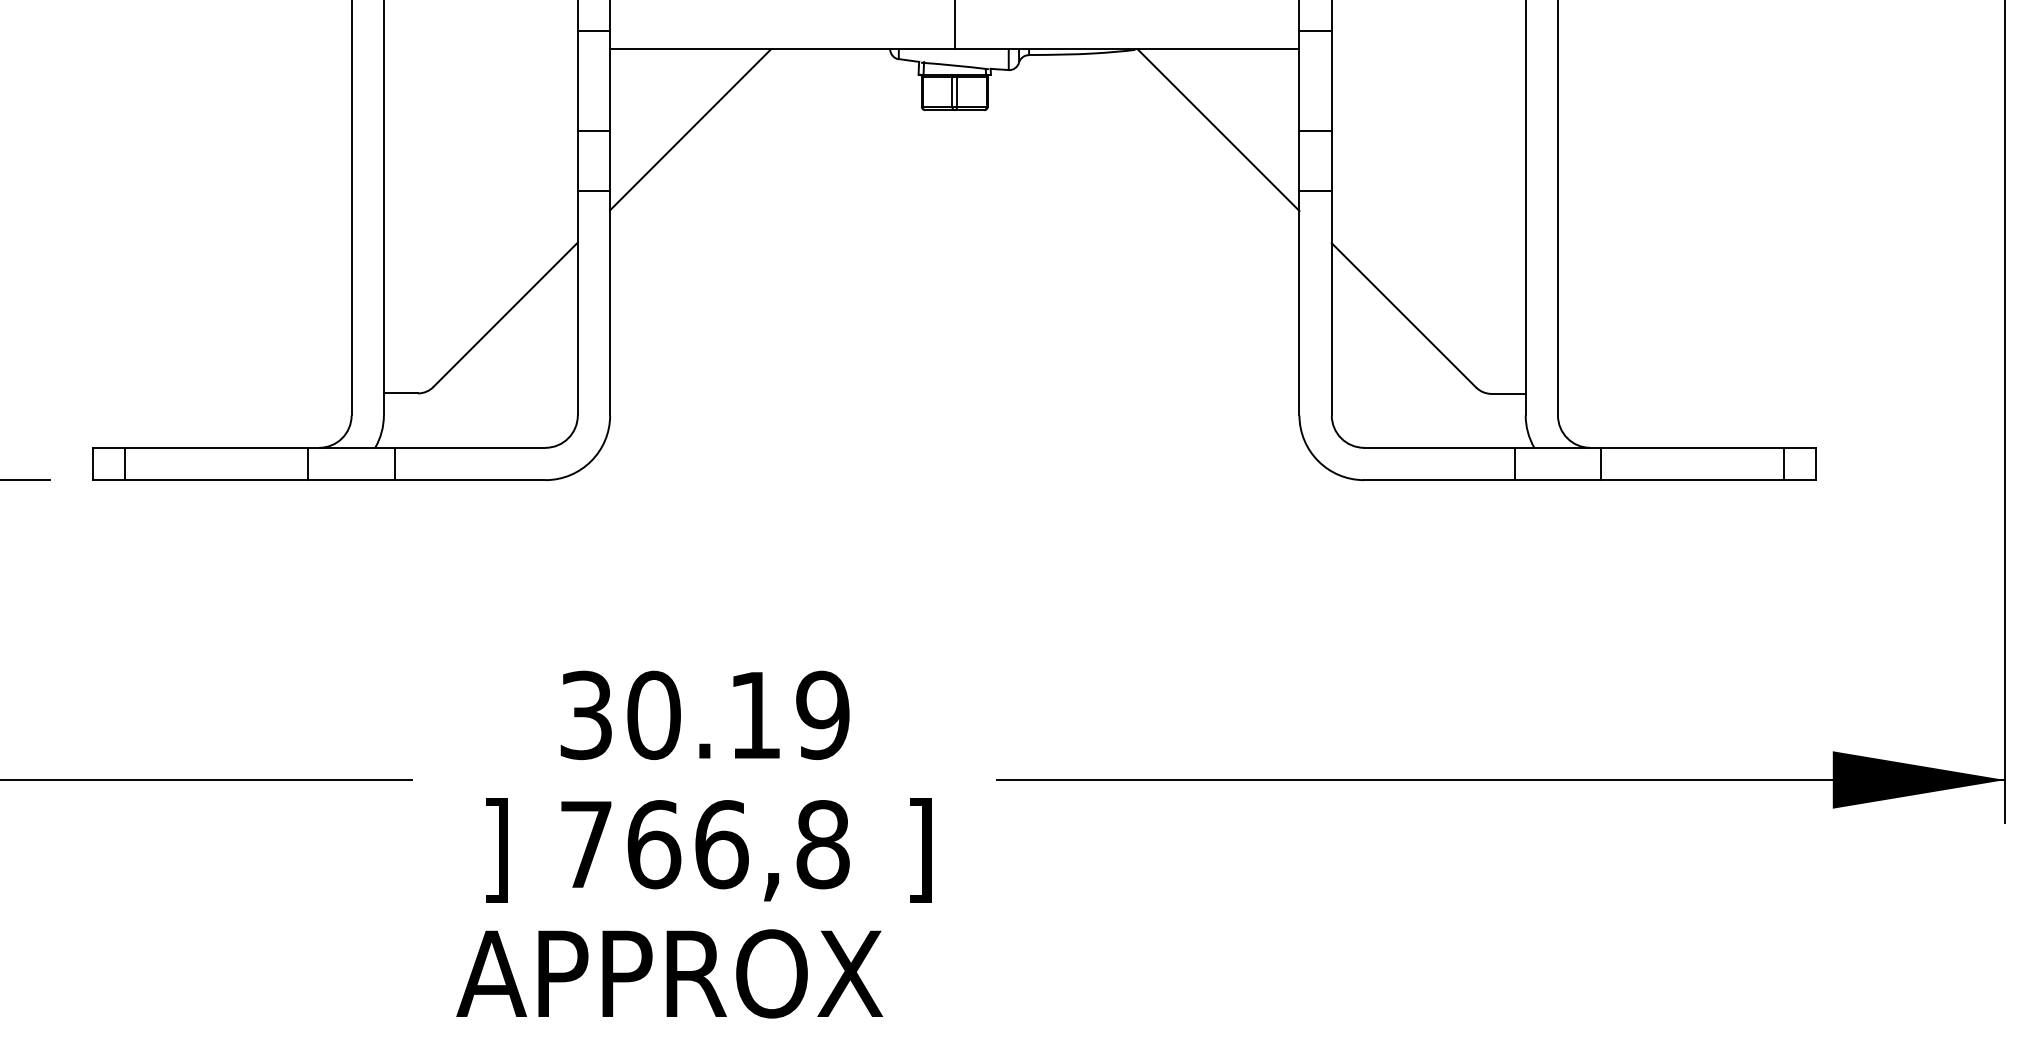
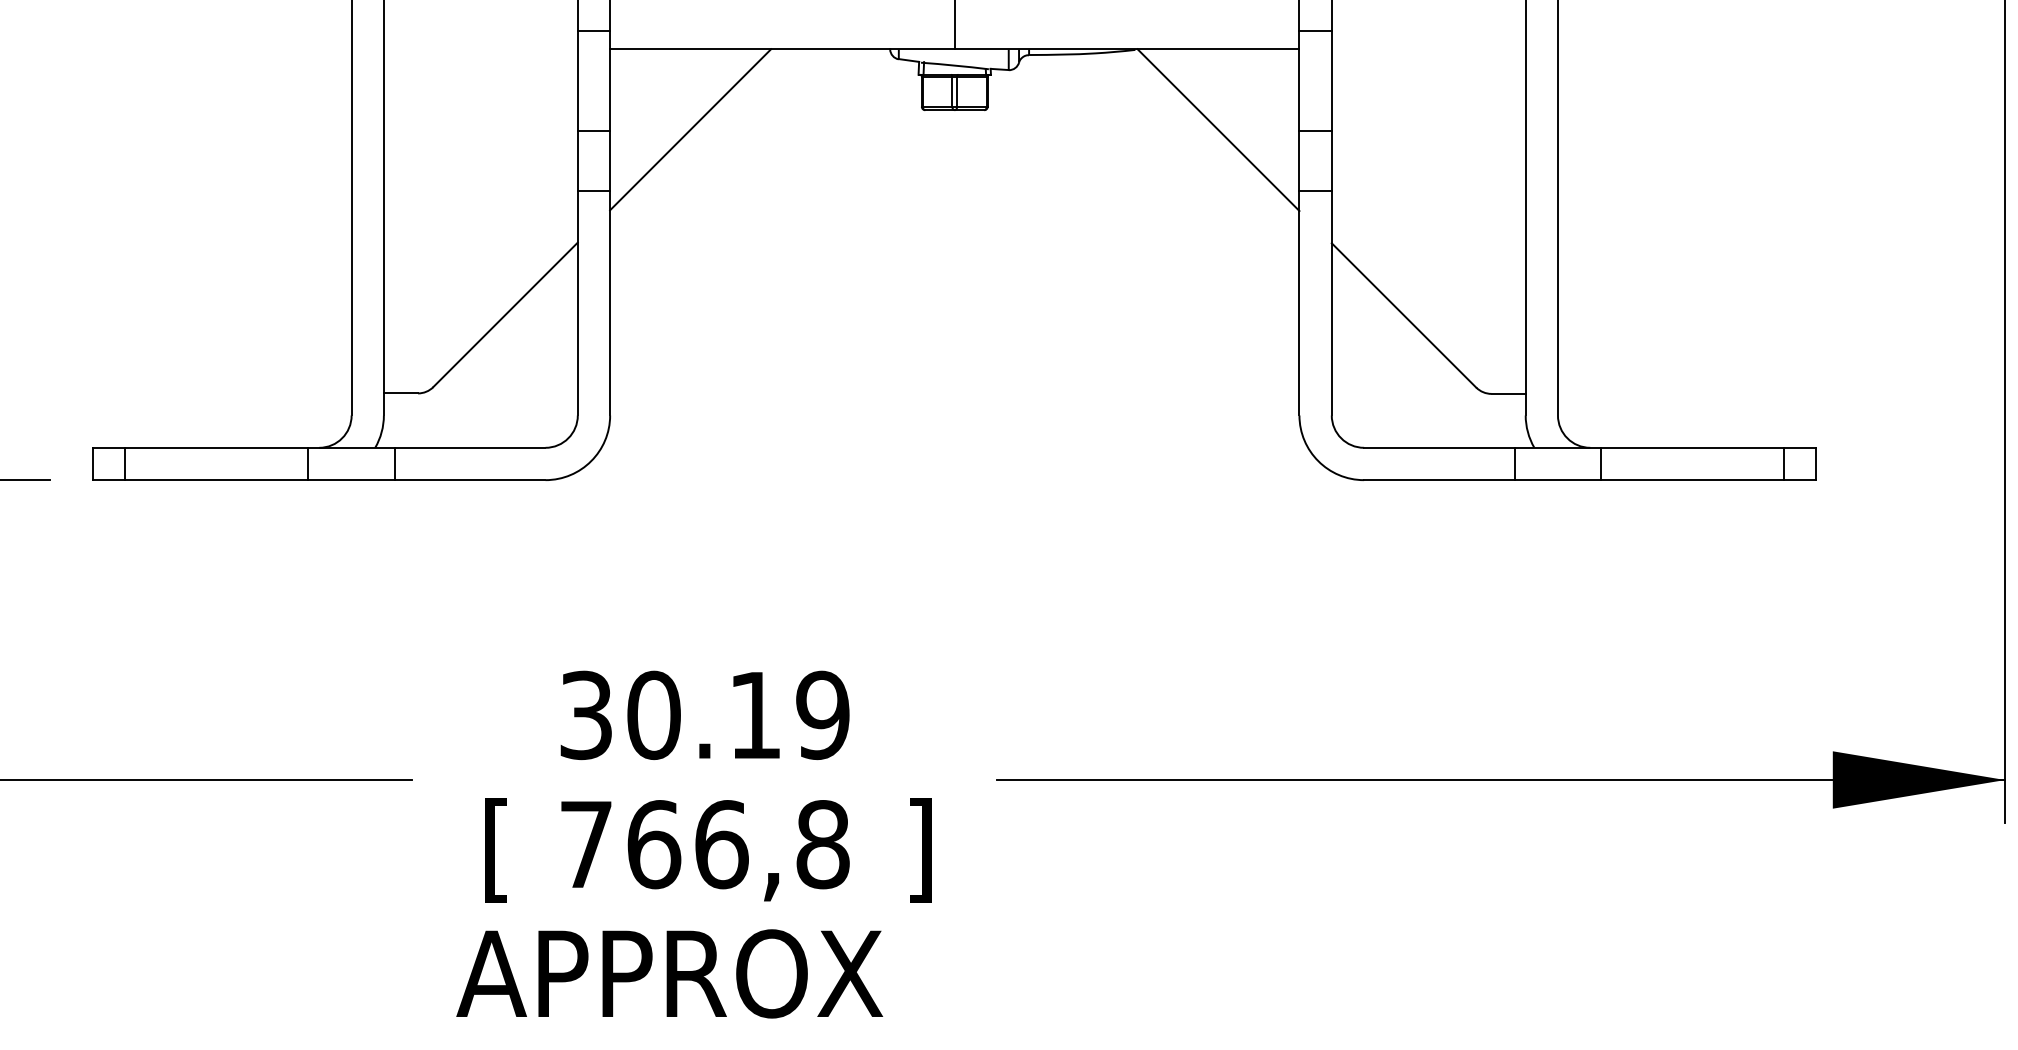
text: ] -> [ (496, 850)
